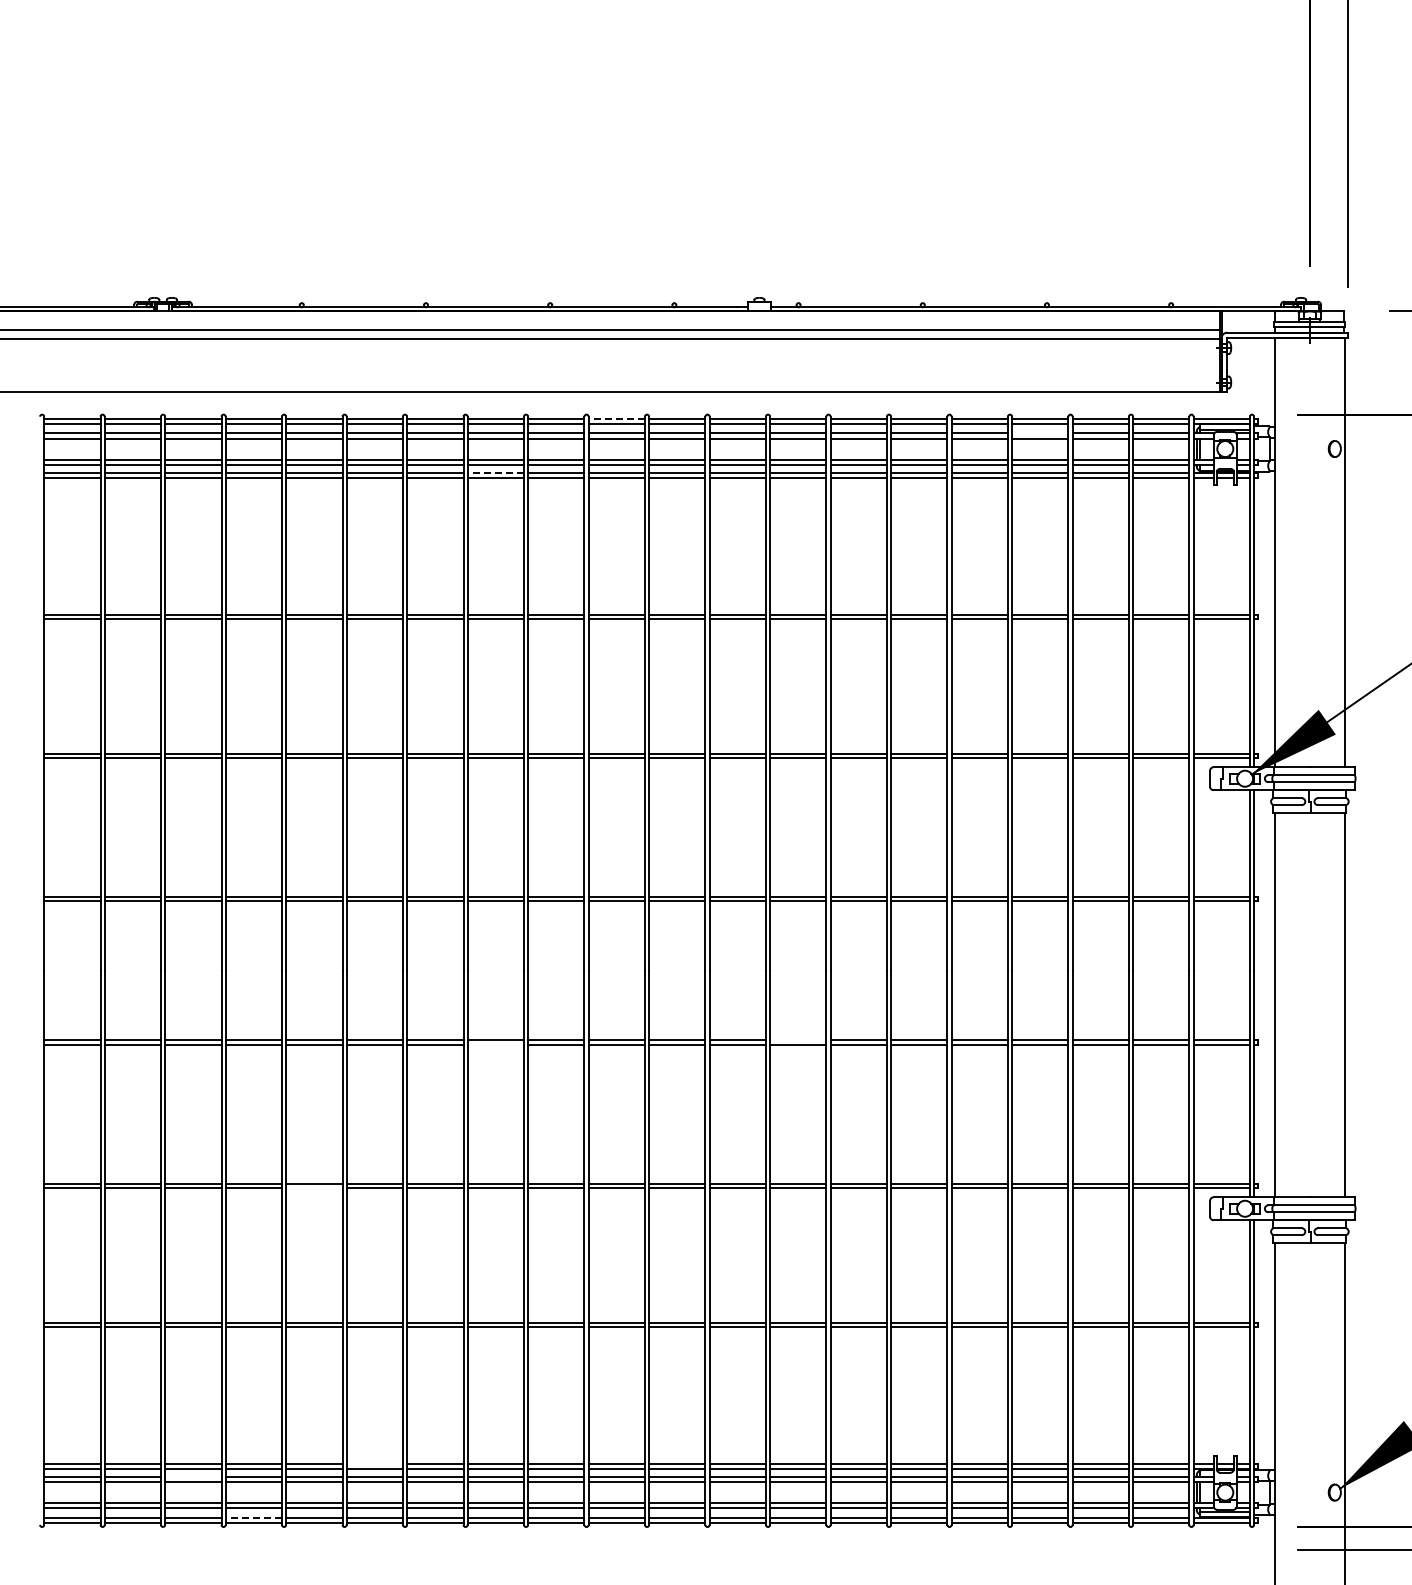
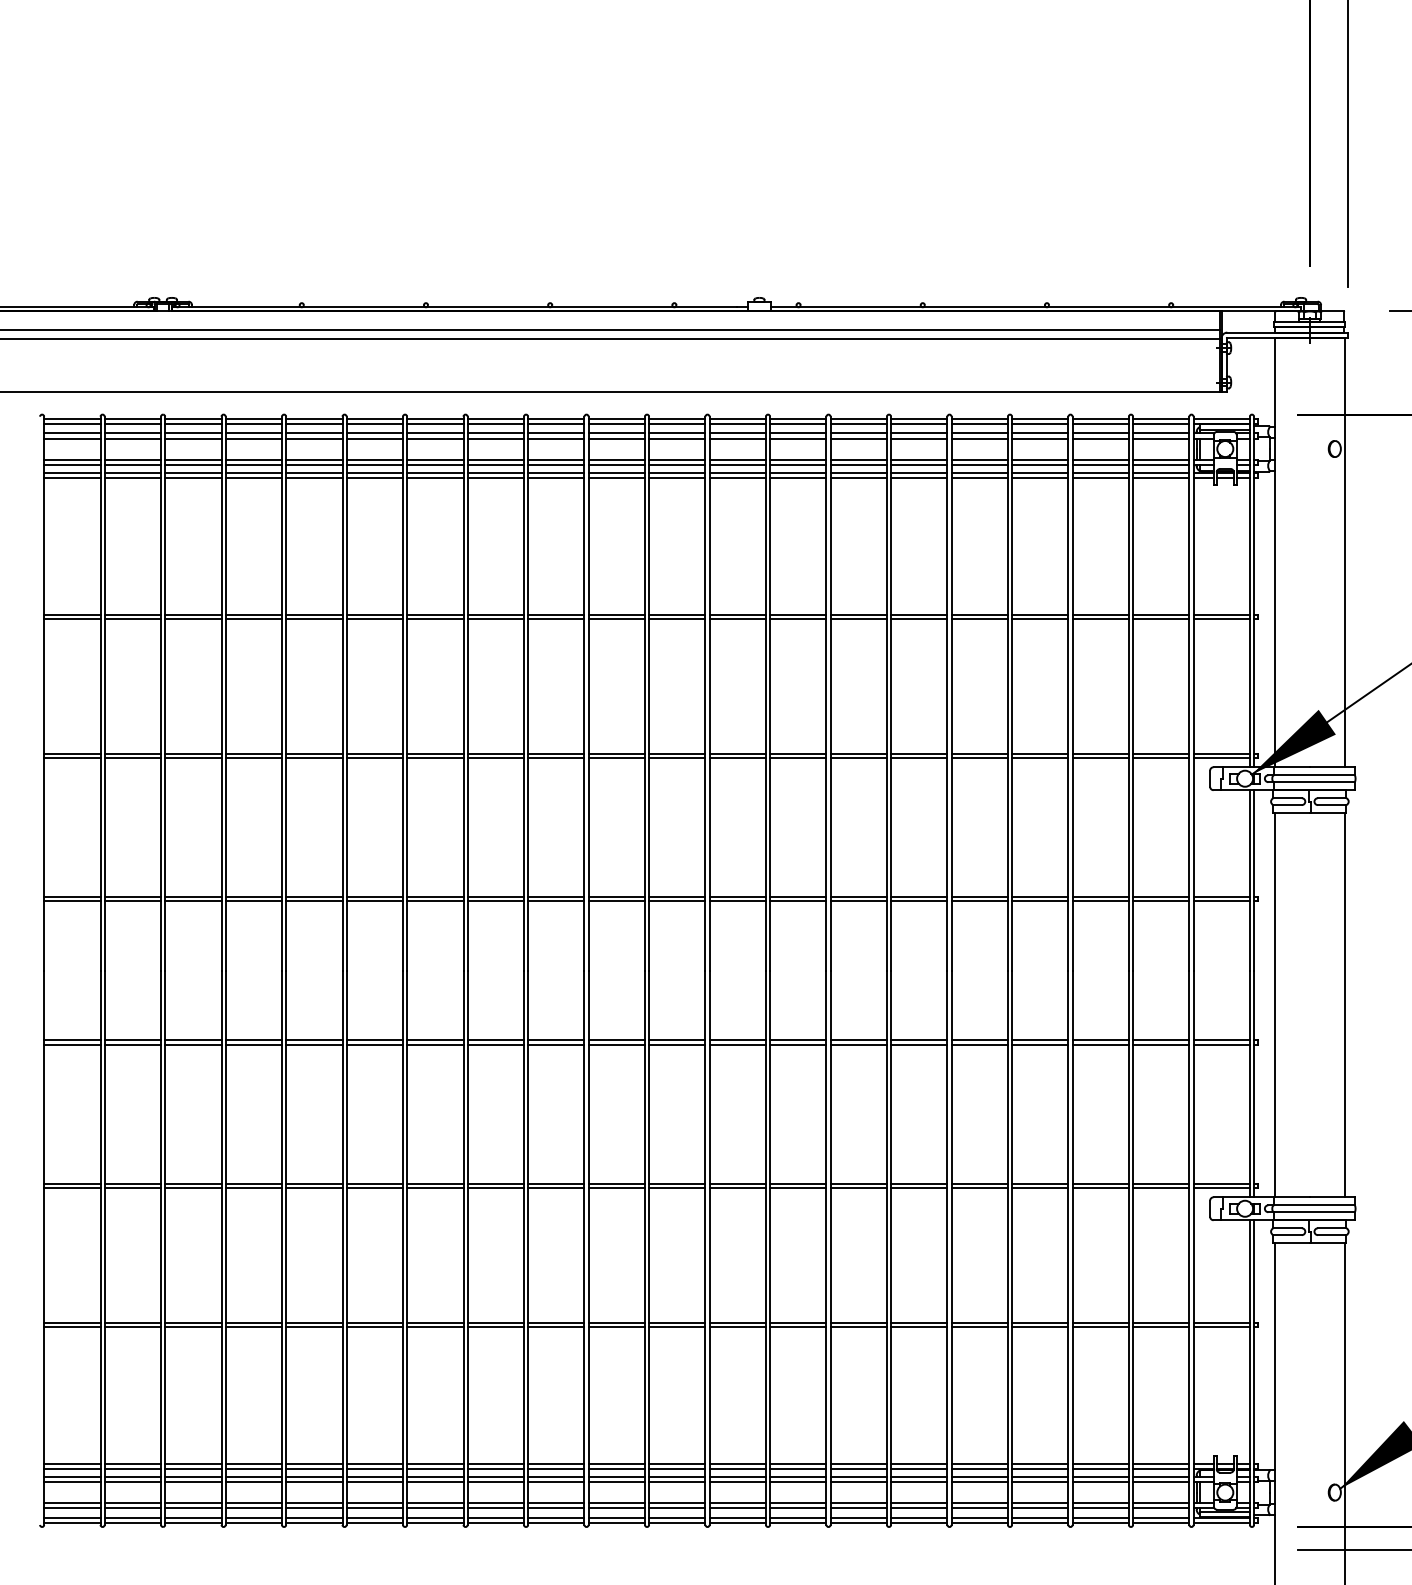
line: dashed -> solid (616, 418)
line: none -> present (1040, 433)
line: dashed -> solid (495, 472)
line: none -> present (798, 1040)
line: none -> present (495, 1044)
line: none -> present (314, 1187)
line: none -> present (374, 1463)
line: none -> present (193, 1476)
line: dashed -> solid (253, 1517)
